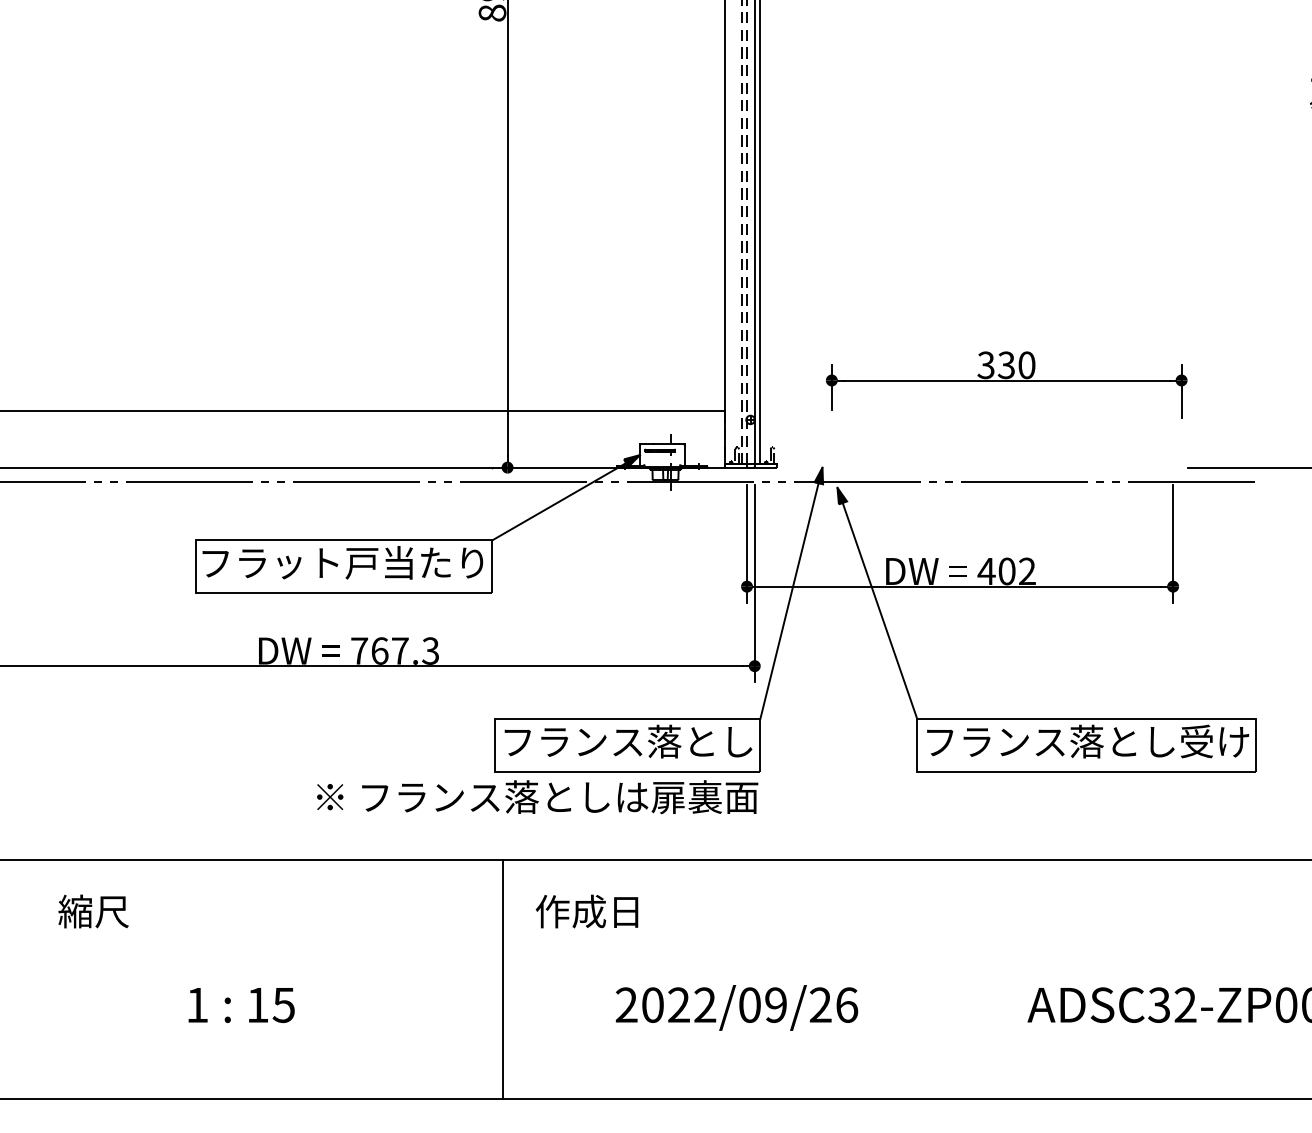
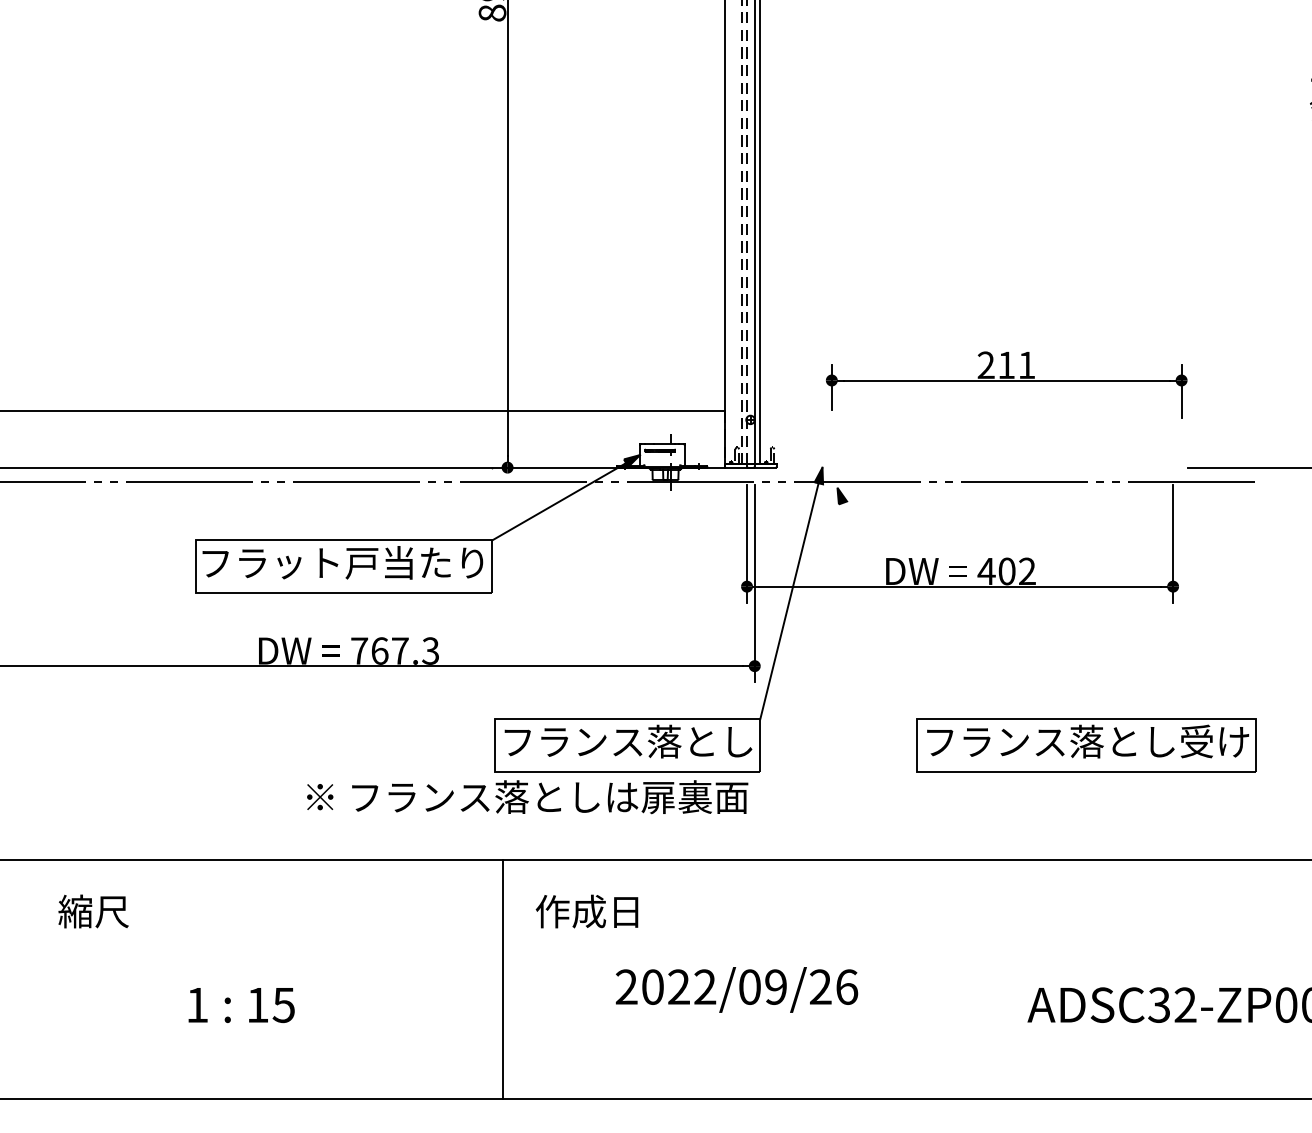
text: 330 -> 211 (1006, 365)
line: present -> none (877, 603)
text position: (537, 797) -> (527, 797) (527, 797)
text position: (736, 1007) -> (736, 989) (736, 989)
